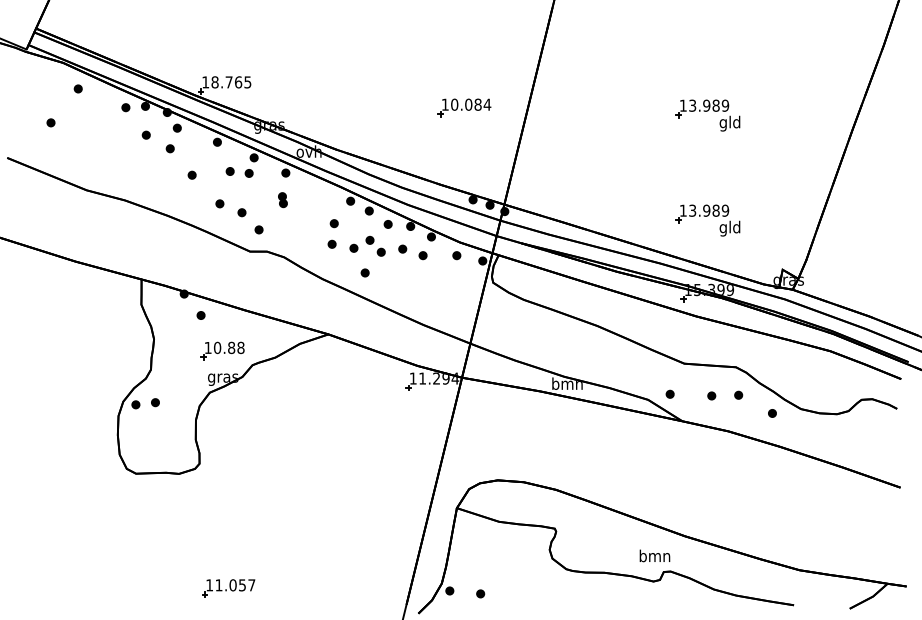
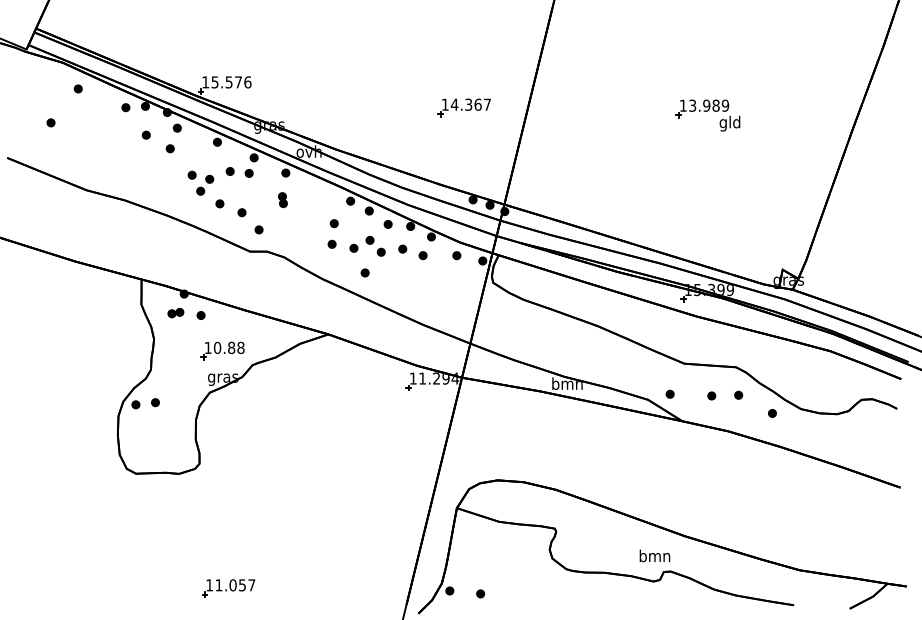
text: 18.765 -> 15.576 (231, 82)
text: 10.084 -> 14.367 (470, 104)
part: none -> present (205, 184)
part: present -> none (707, 220)
part: none -> present (175, 312)
